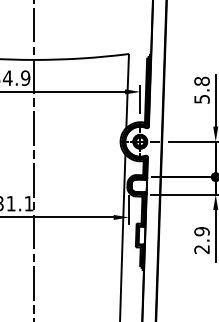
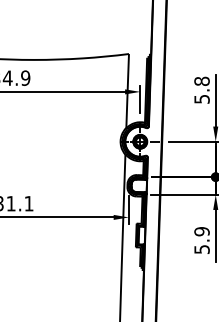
line: present -> none (34, 160)
text: 2.9 -> 5.9 (201, 249)
